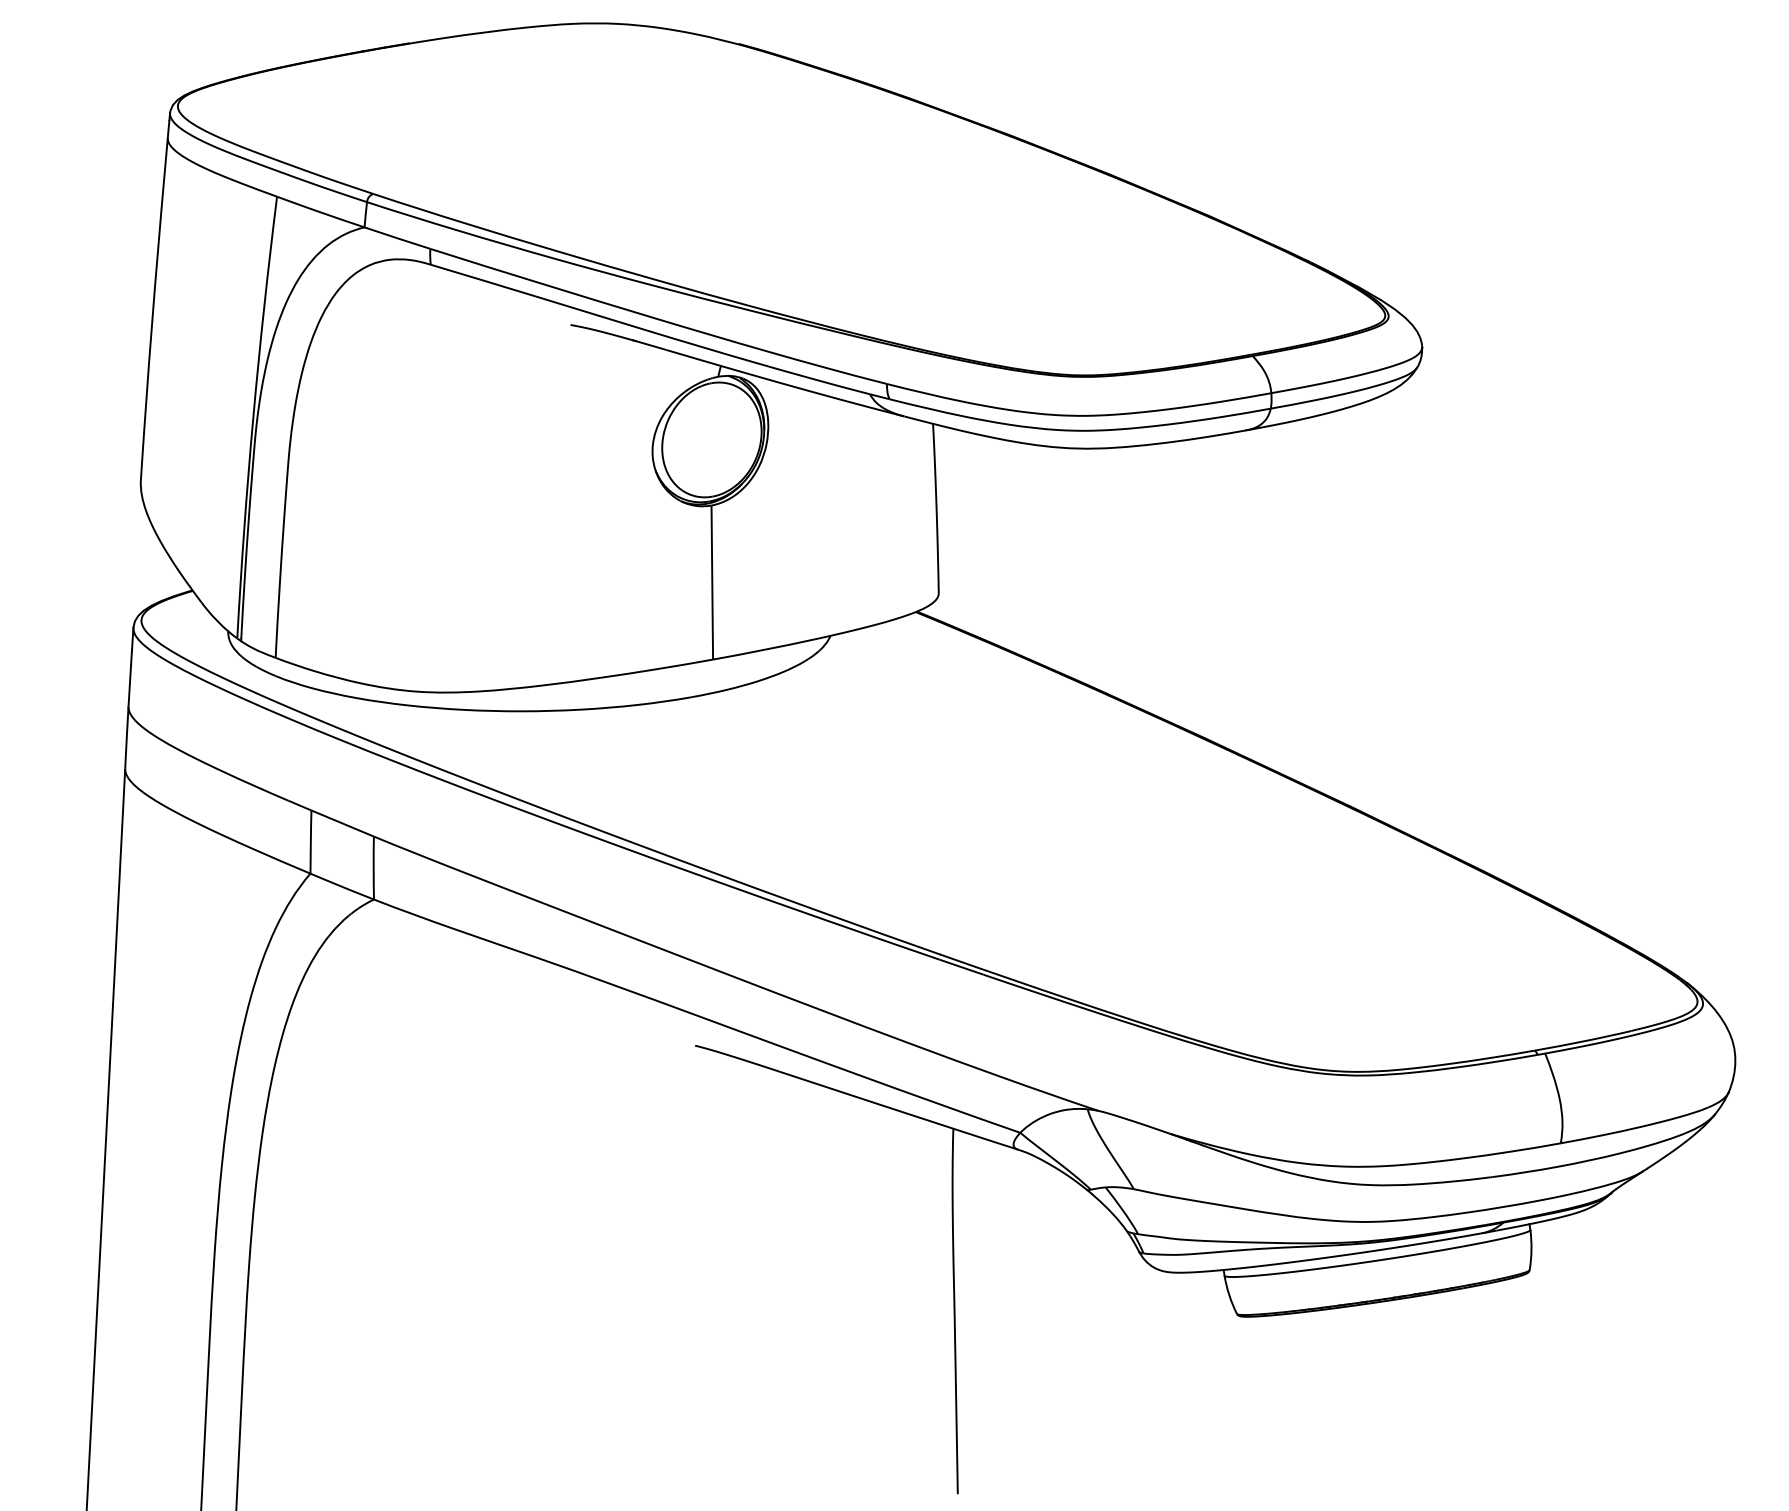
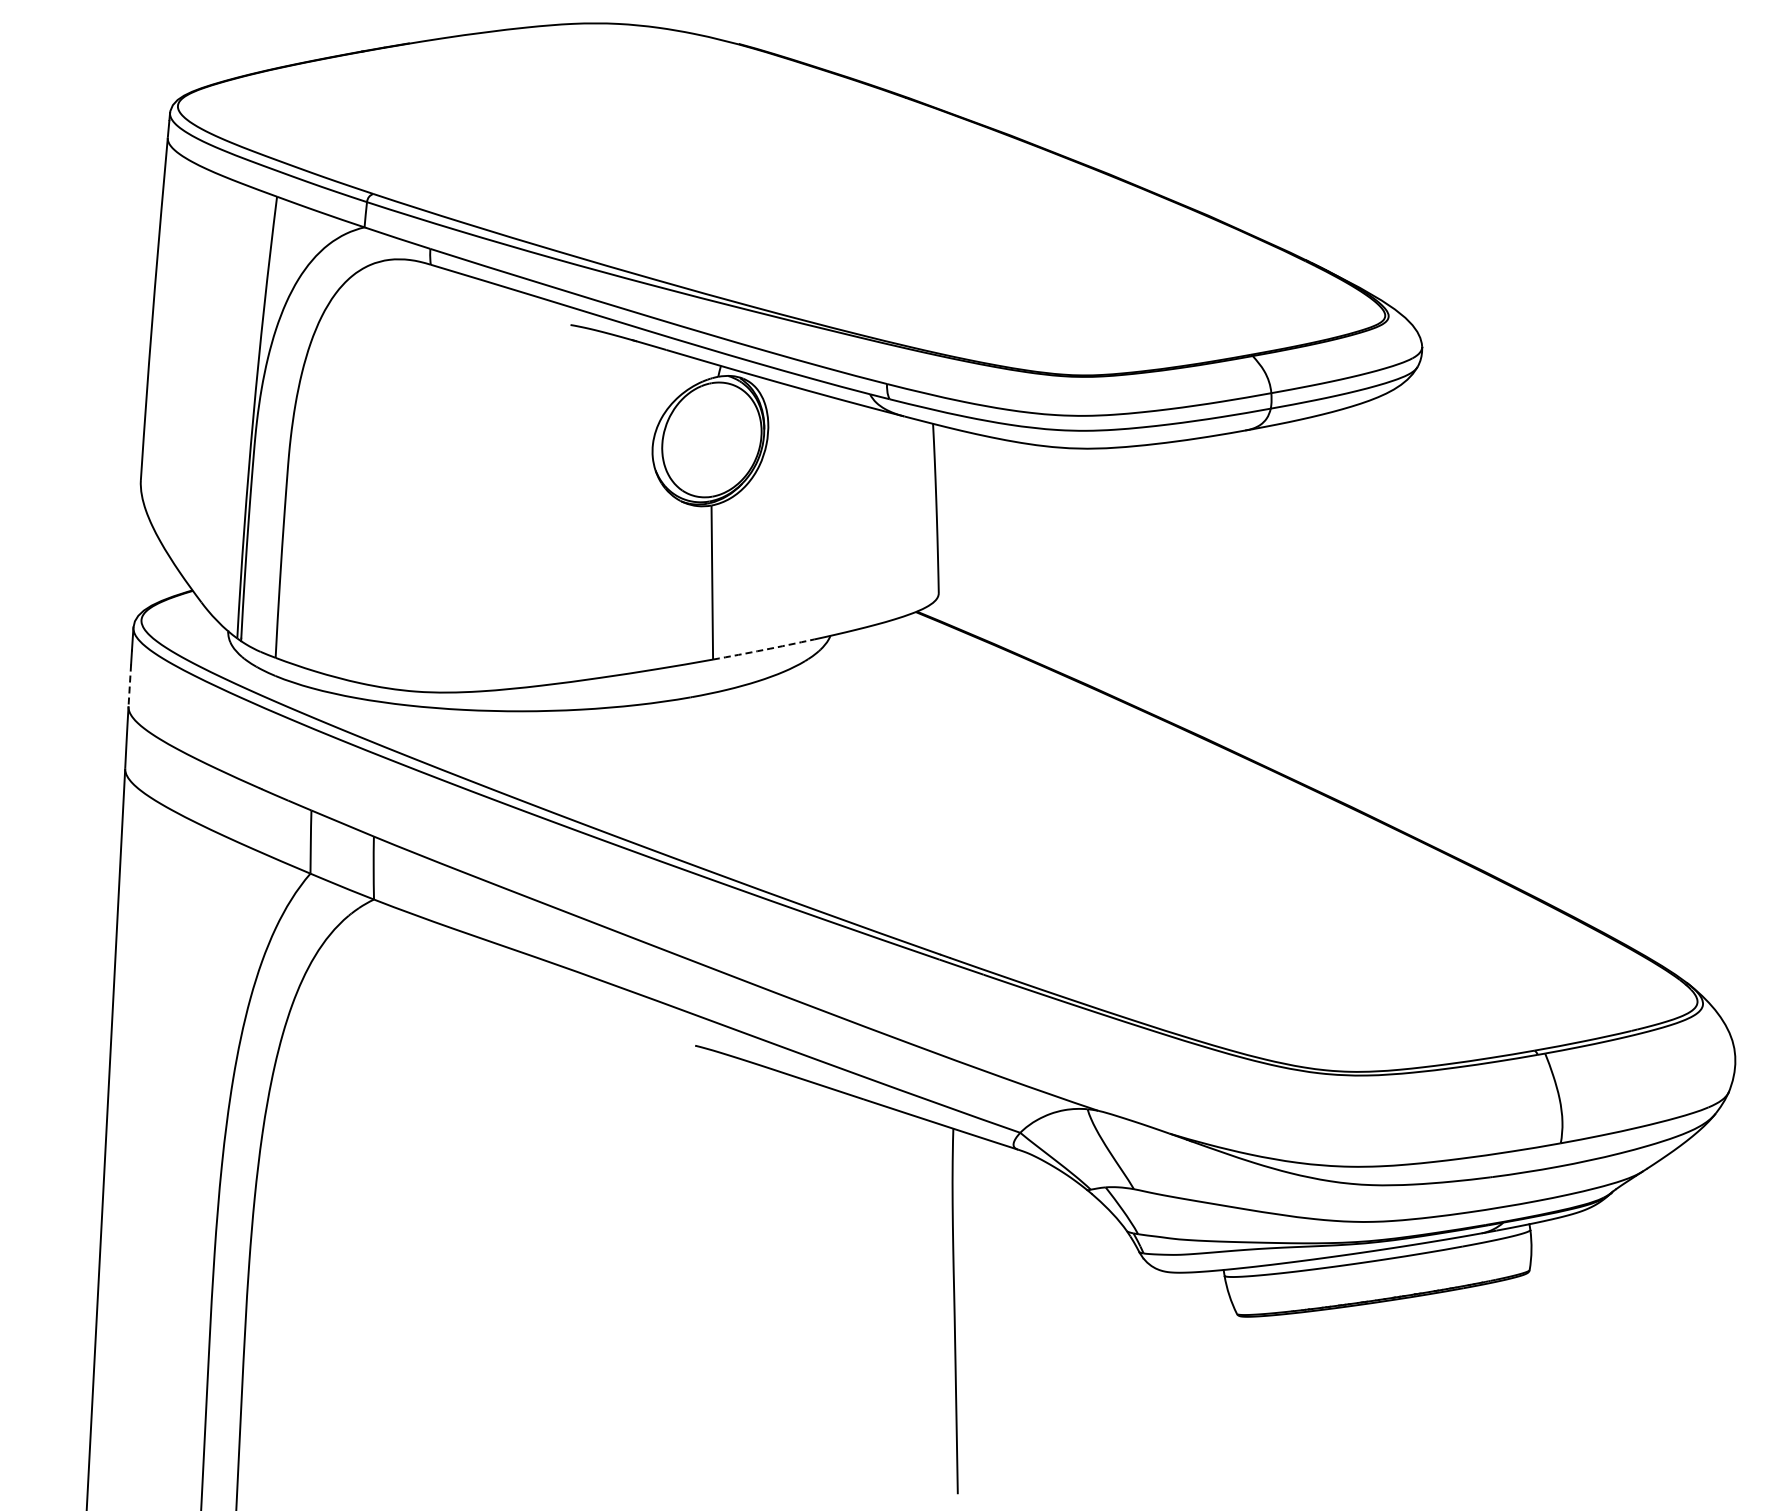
arc: solid -> dashed (763, 650)
line: solid -> dashed (129, 685)
